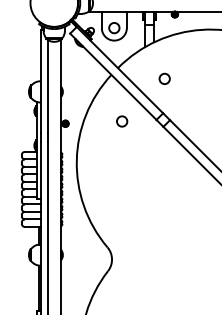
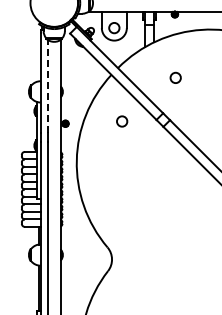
circle position: (164, 78) -> (175, 77) (175, 77)
line: solid -> dashed (48, 85)
